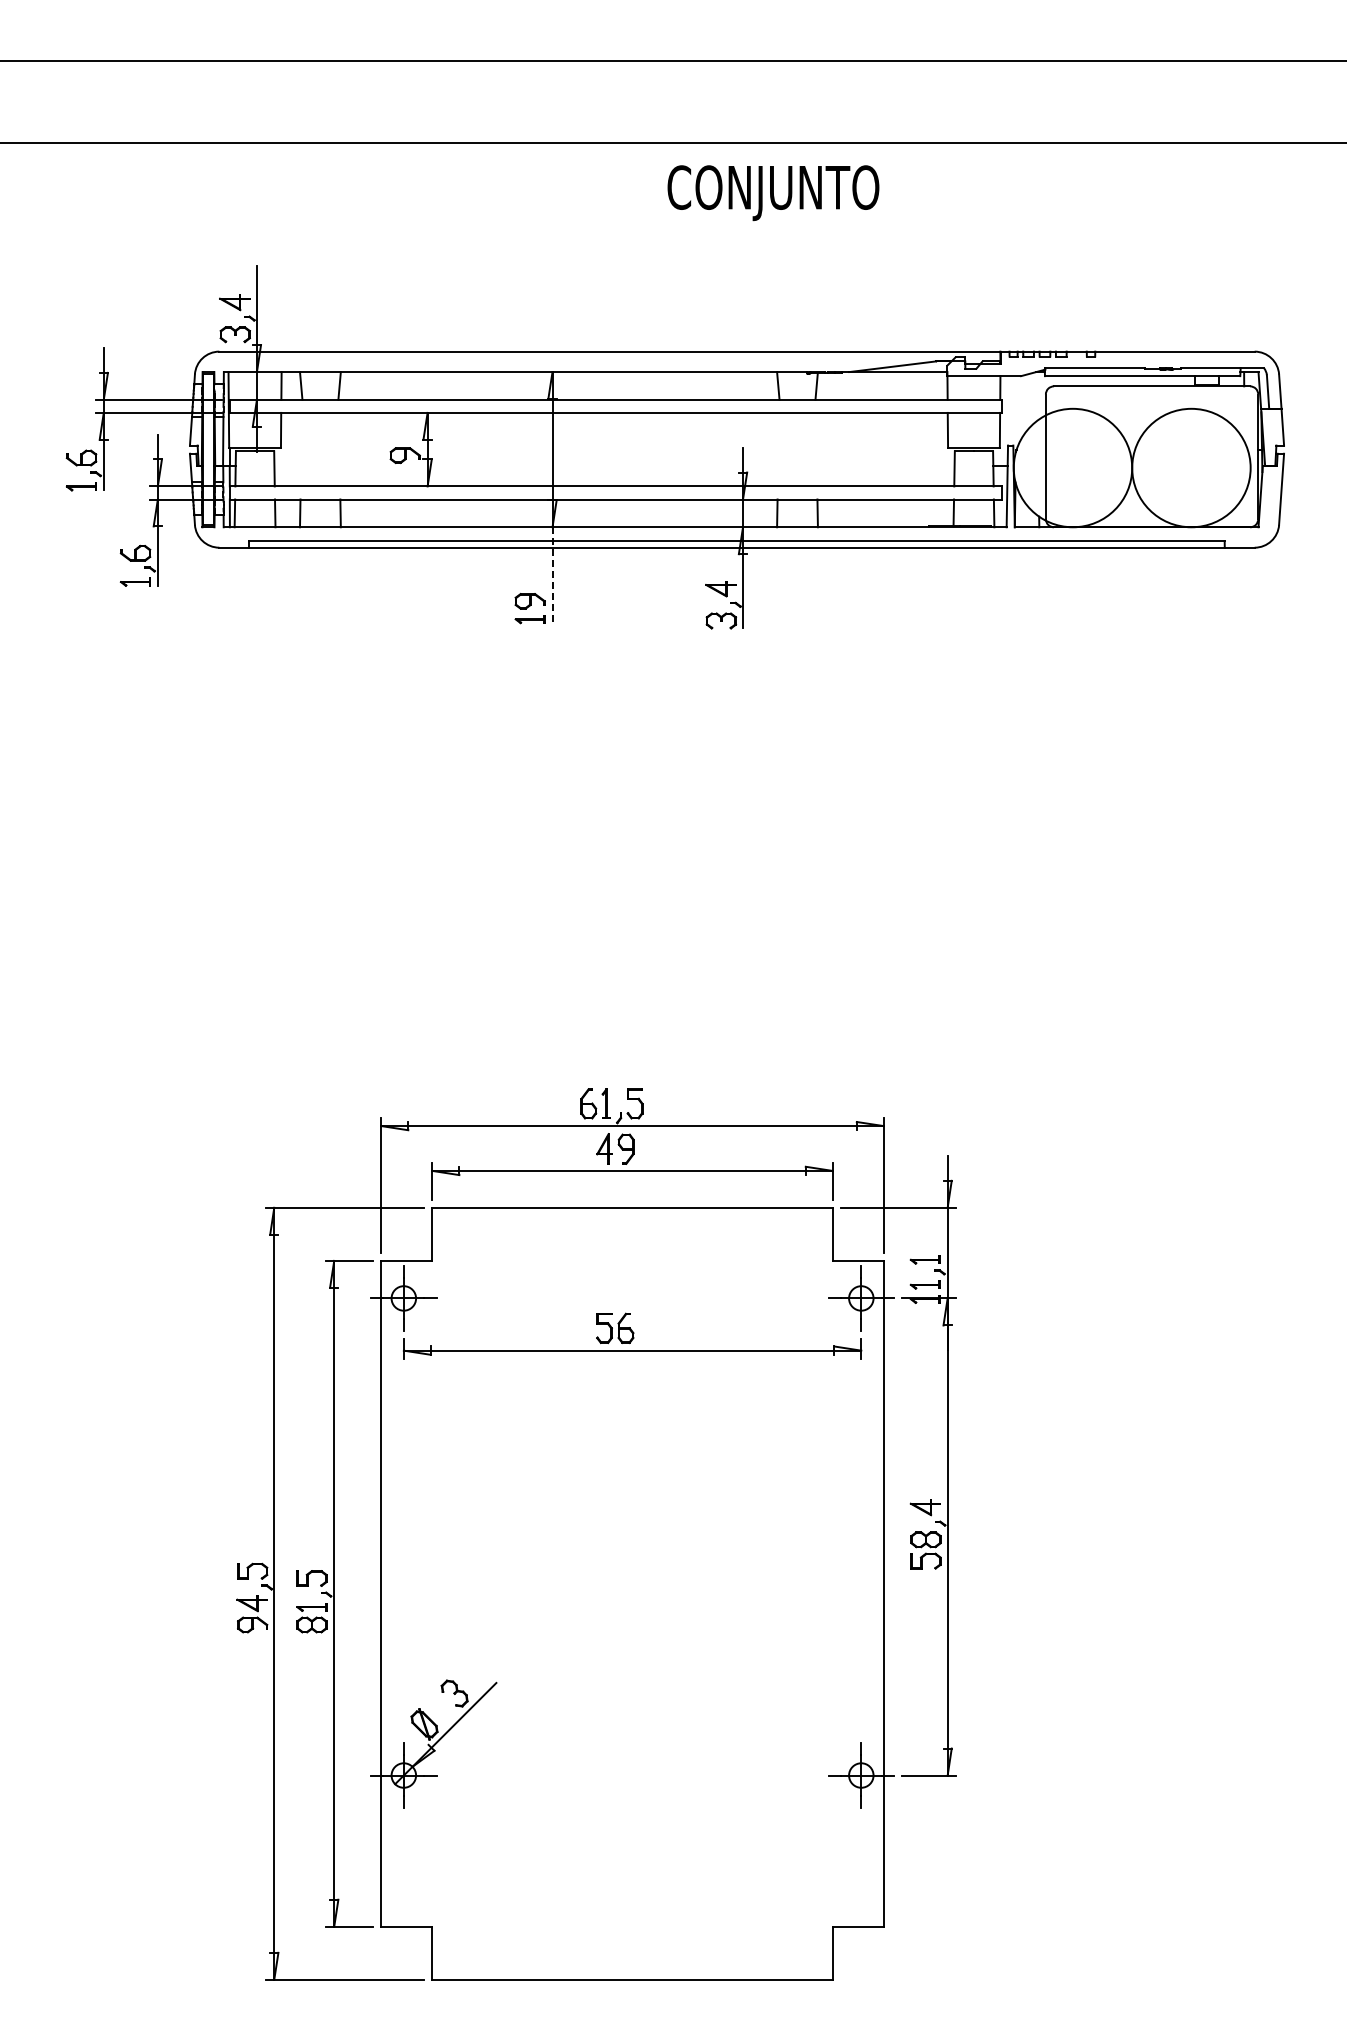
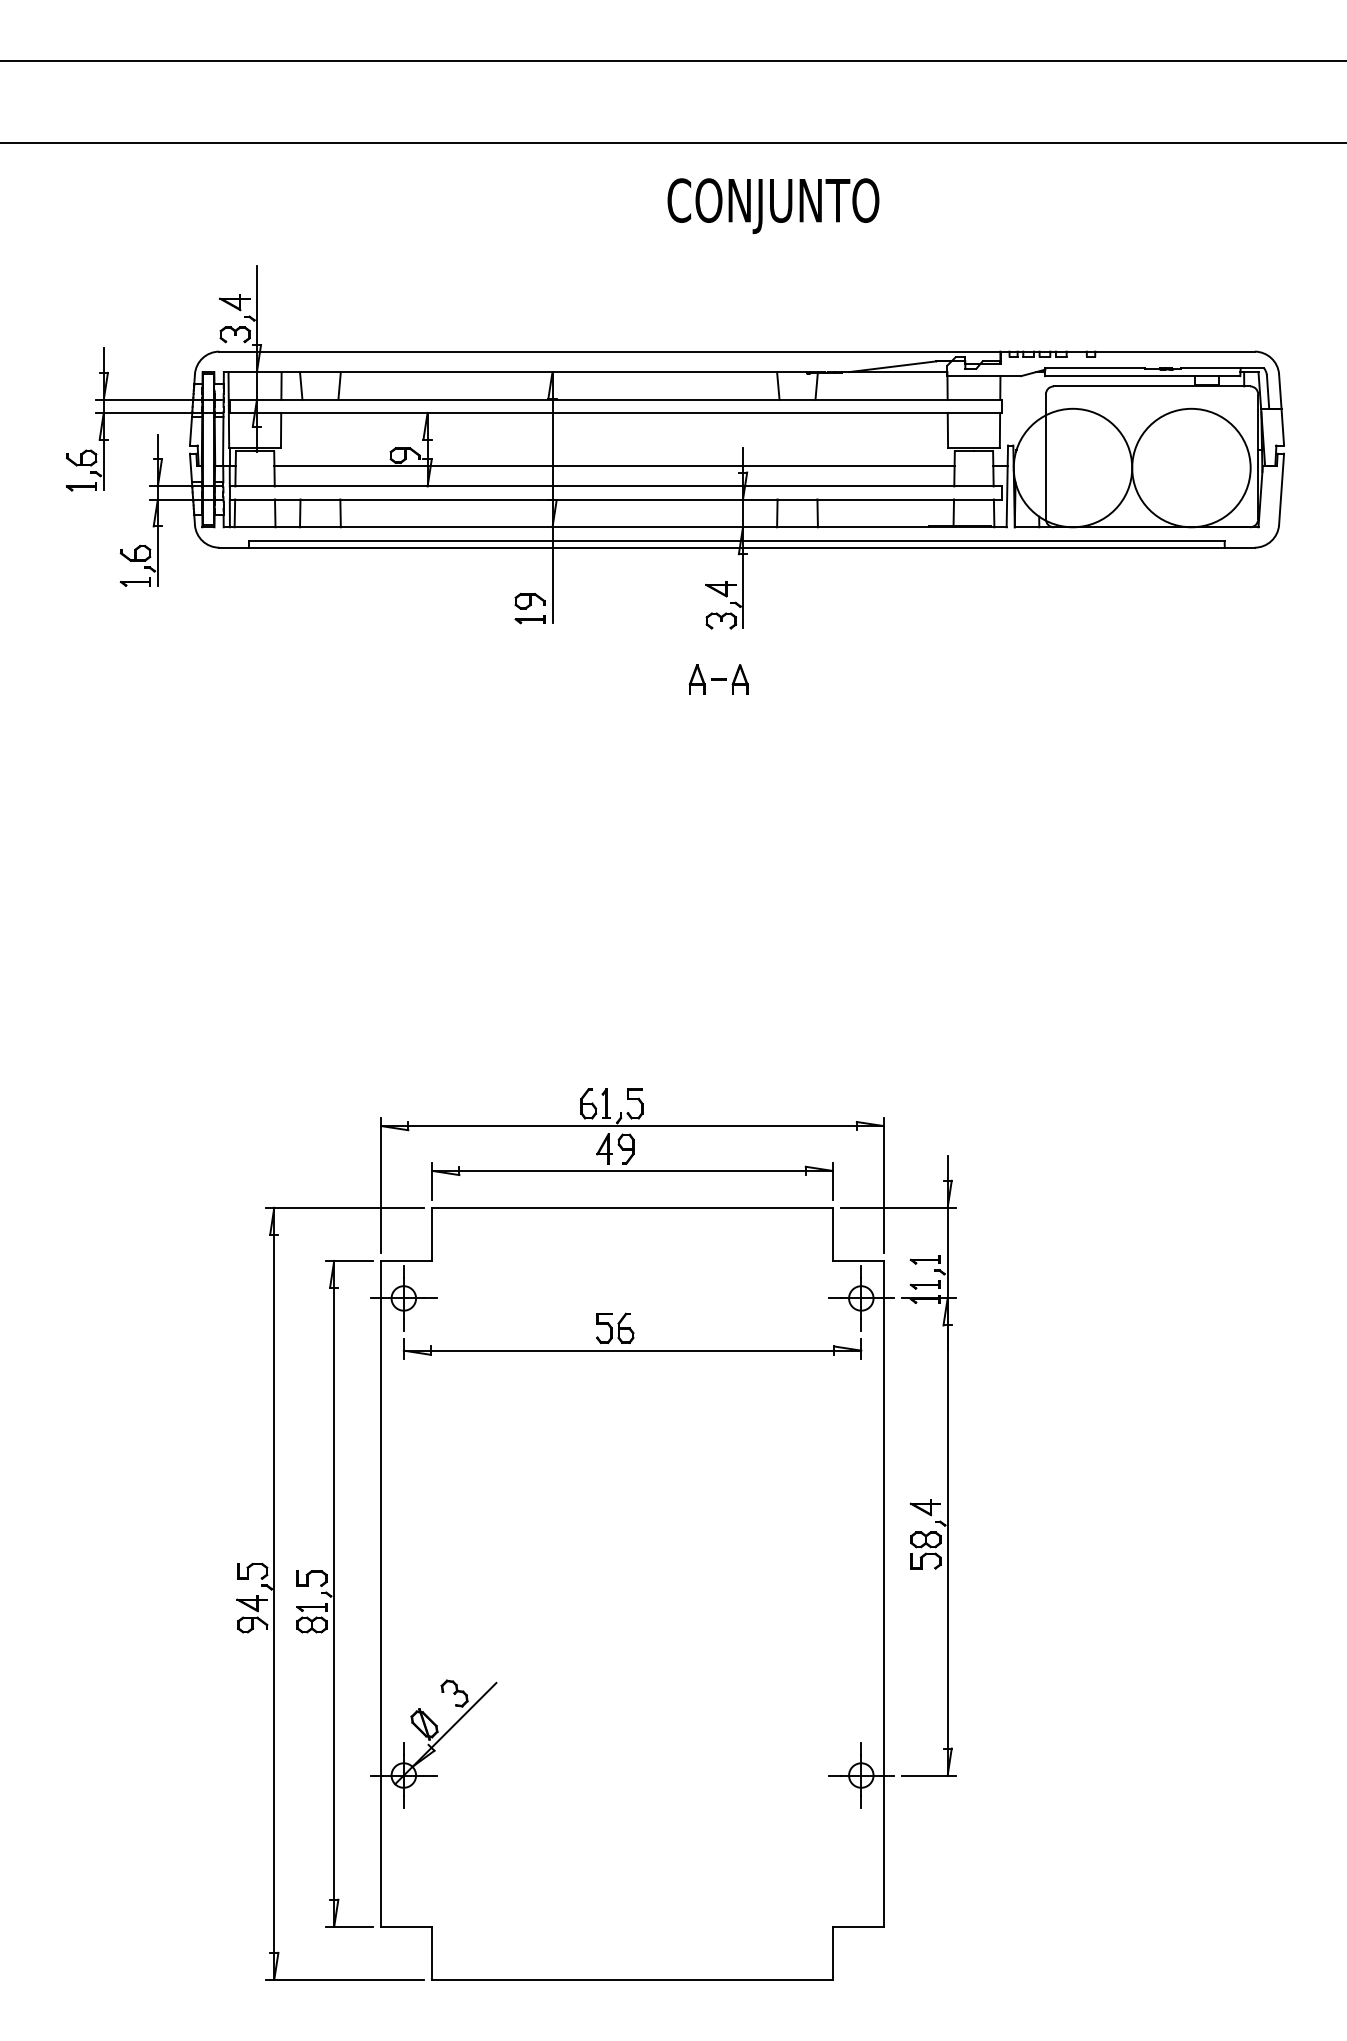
text position: (773, 193) -> (773, 206) (773, 206)
line: none -> present (614, 466)
line: dashed -> solid (552, 575)
part: none -> present (718, 679)
